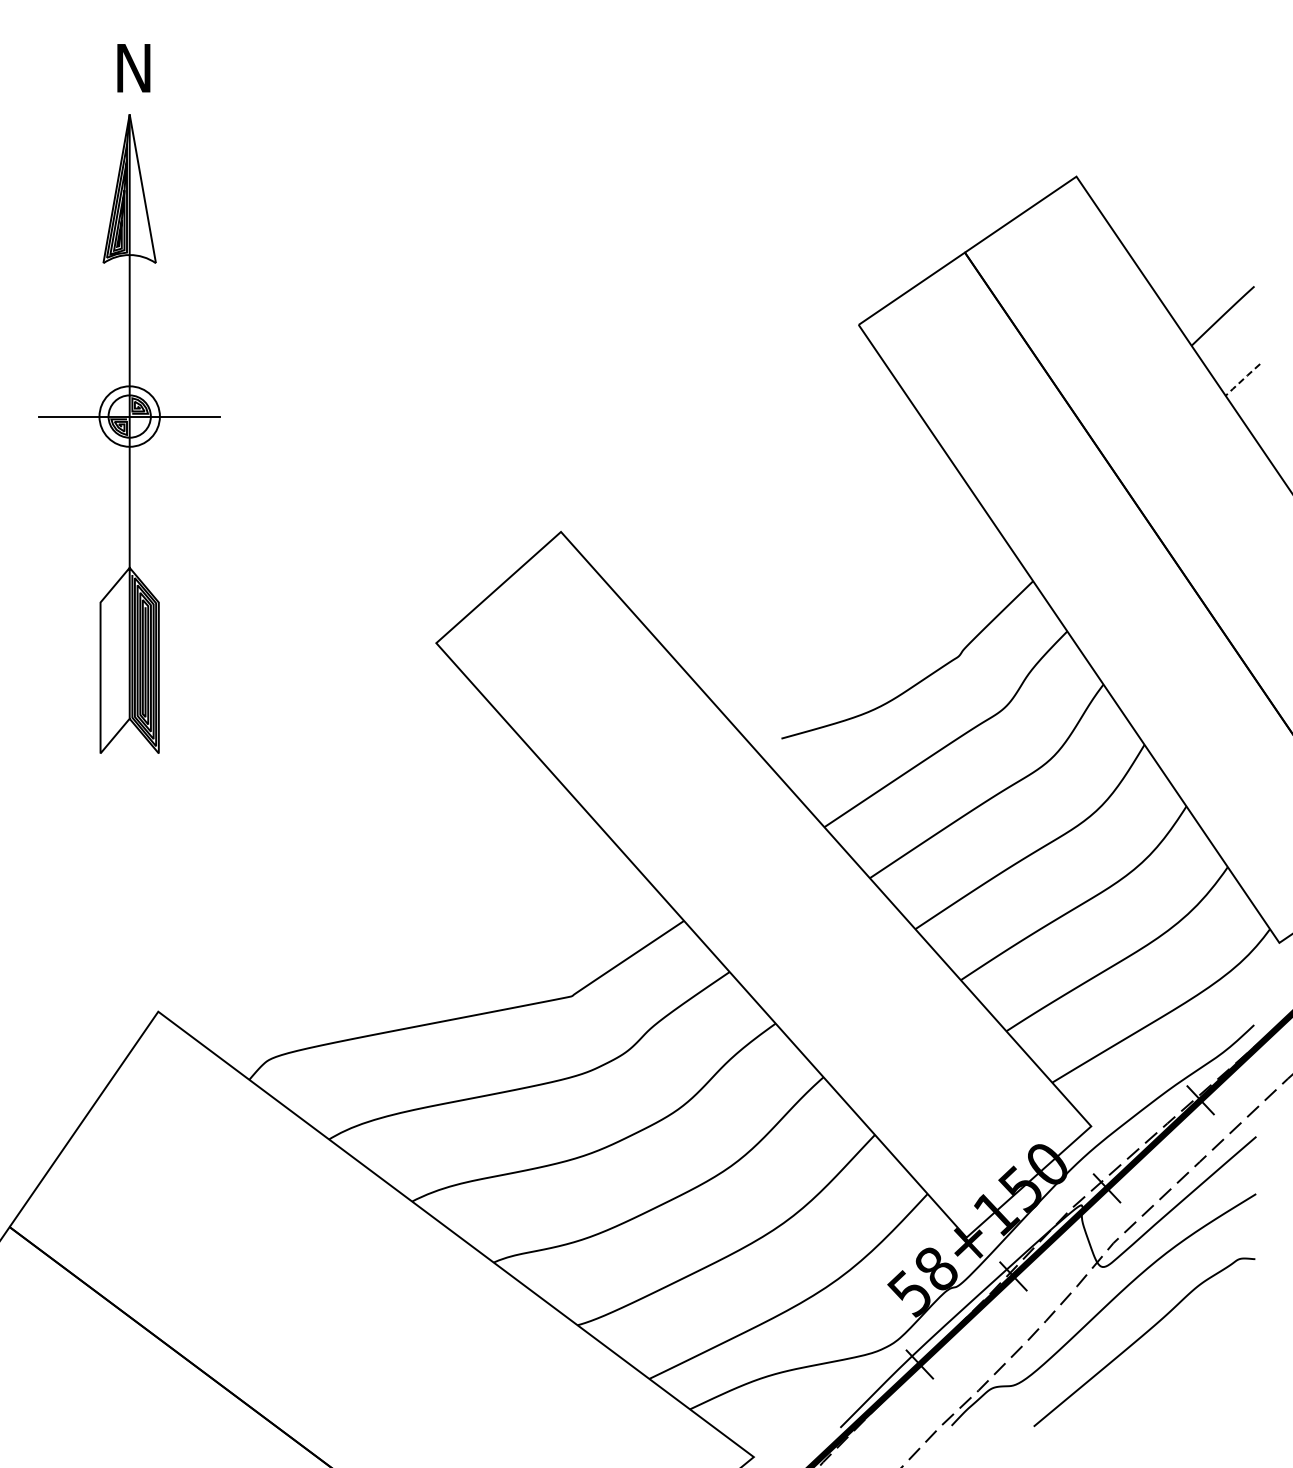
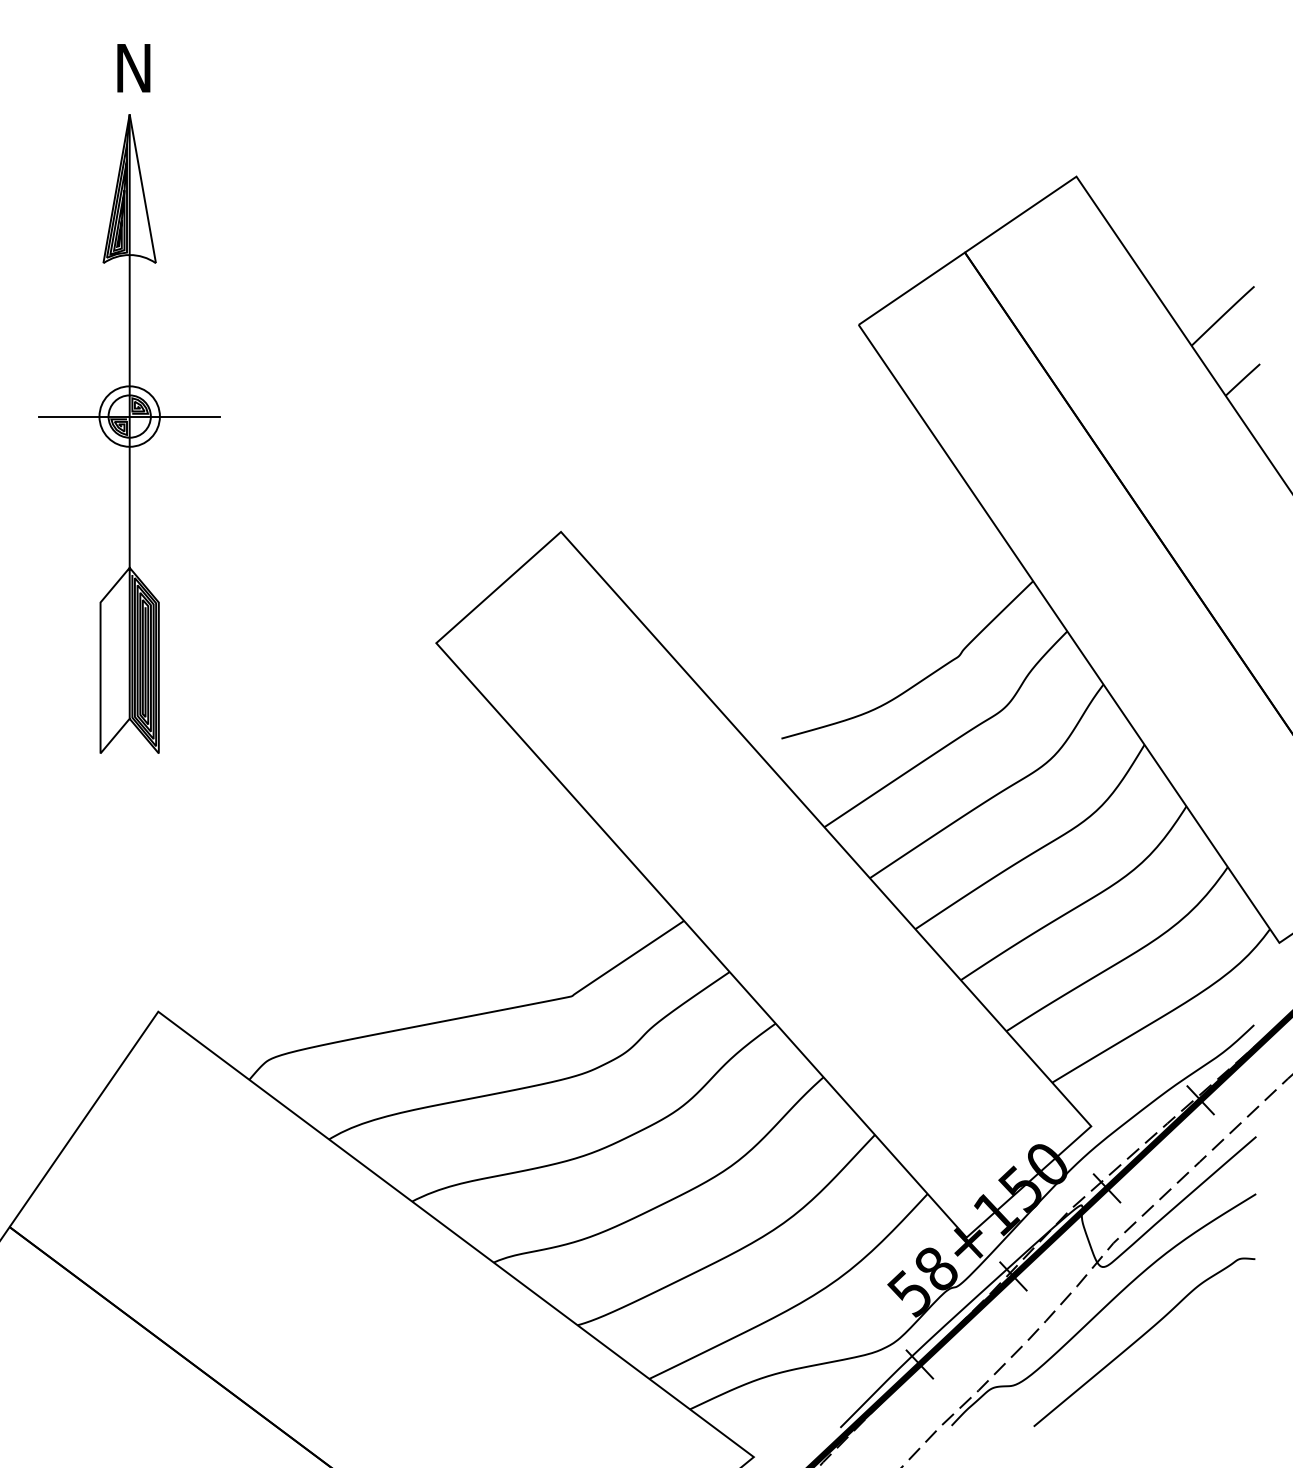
line: dashed -> solid (1243, 379)
